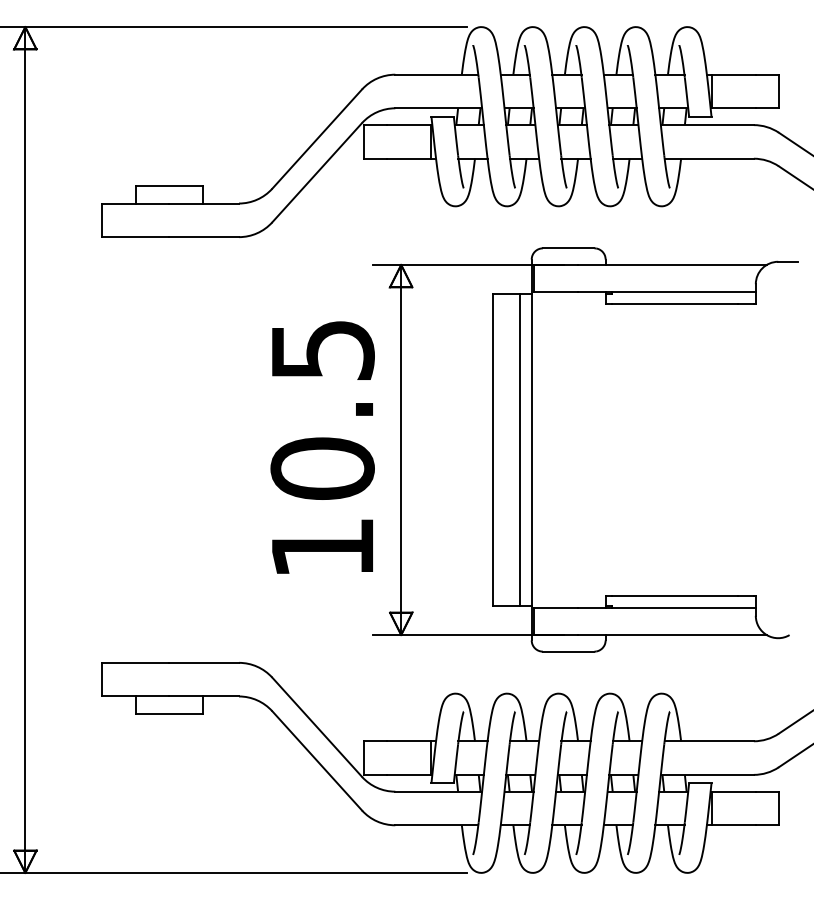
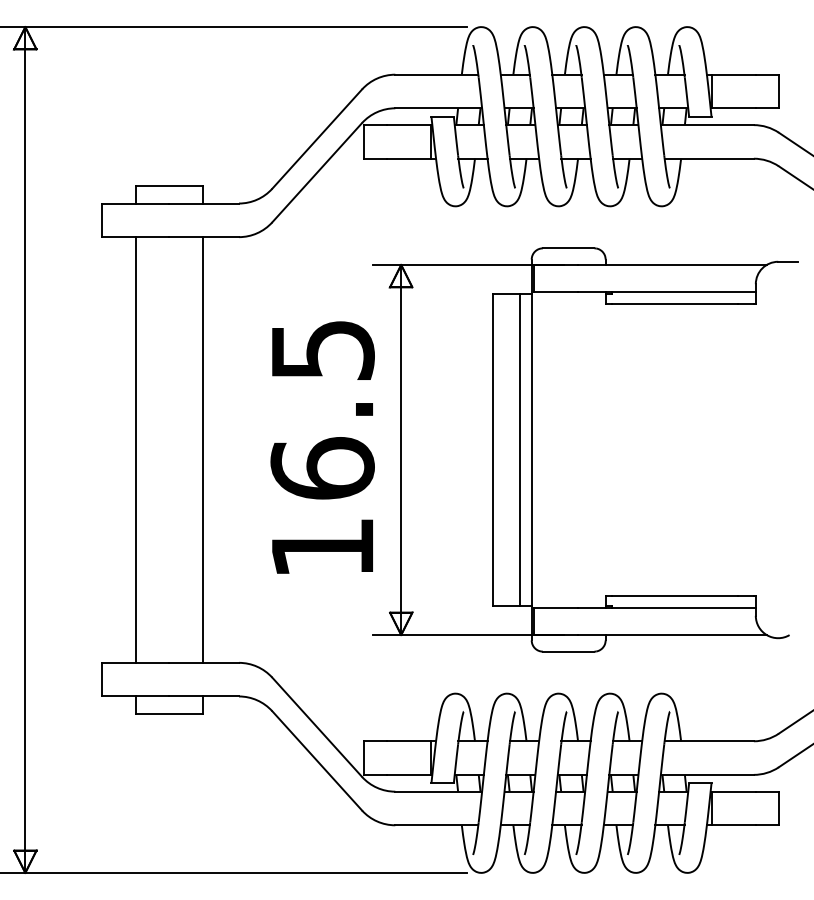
line: none -> present (135, 449)
line: none -> present (202, 449)
text: 10.5 -> 16.5 (322, 468)
